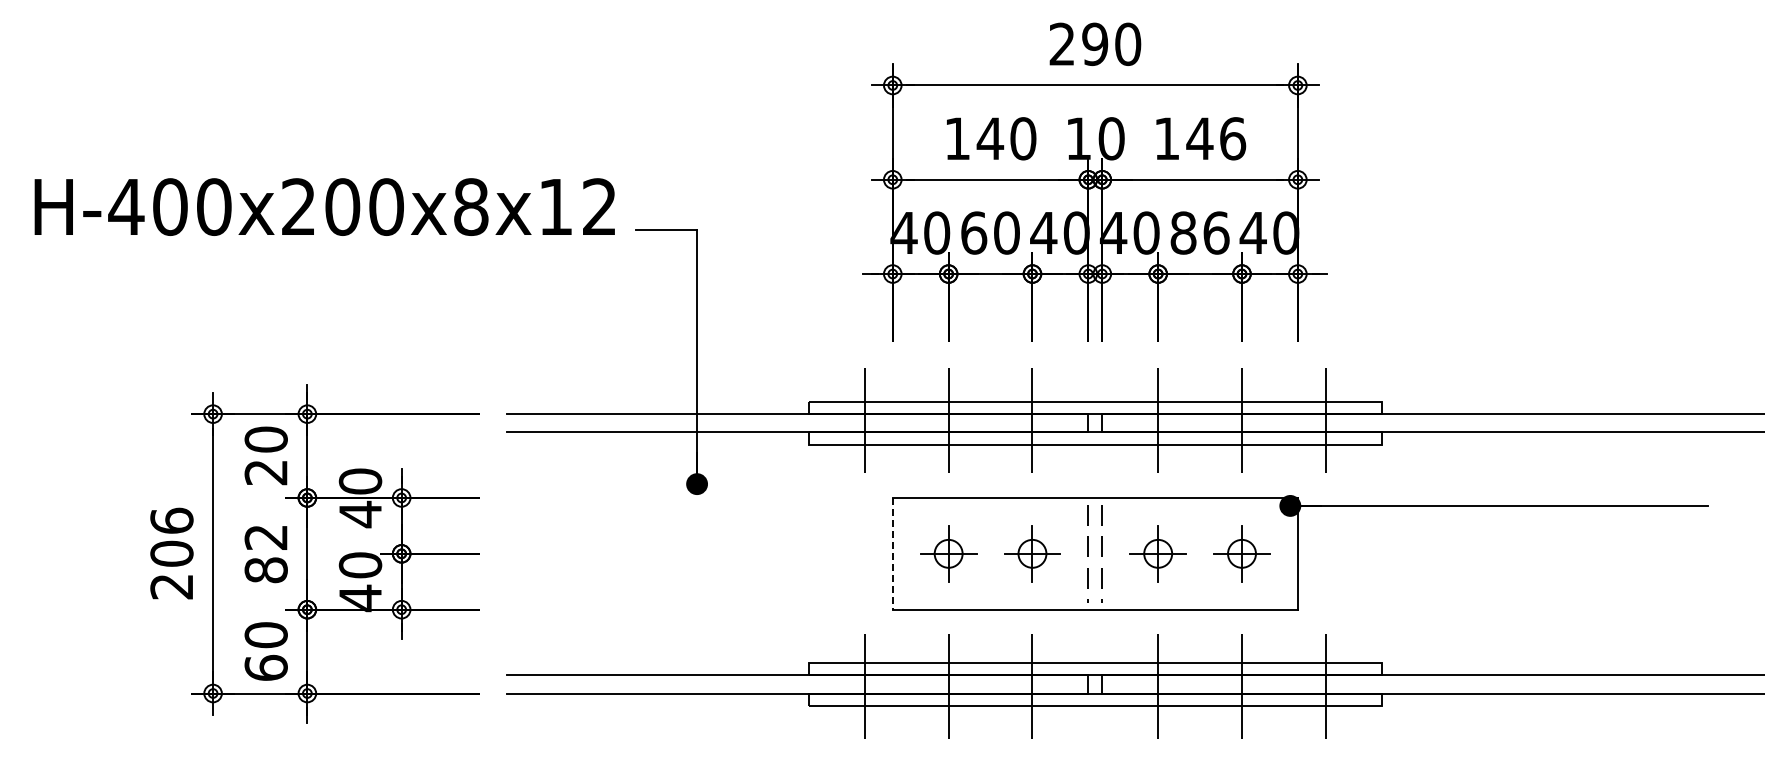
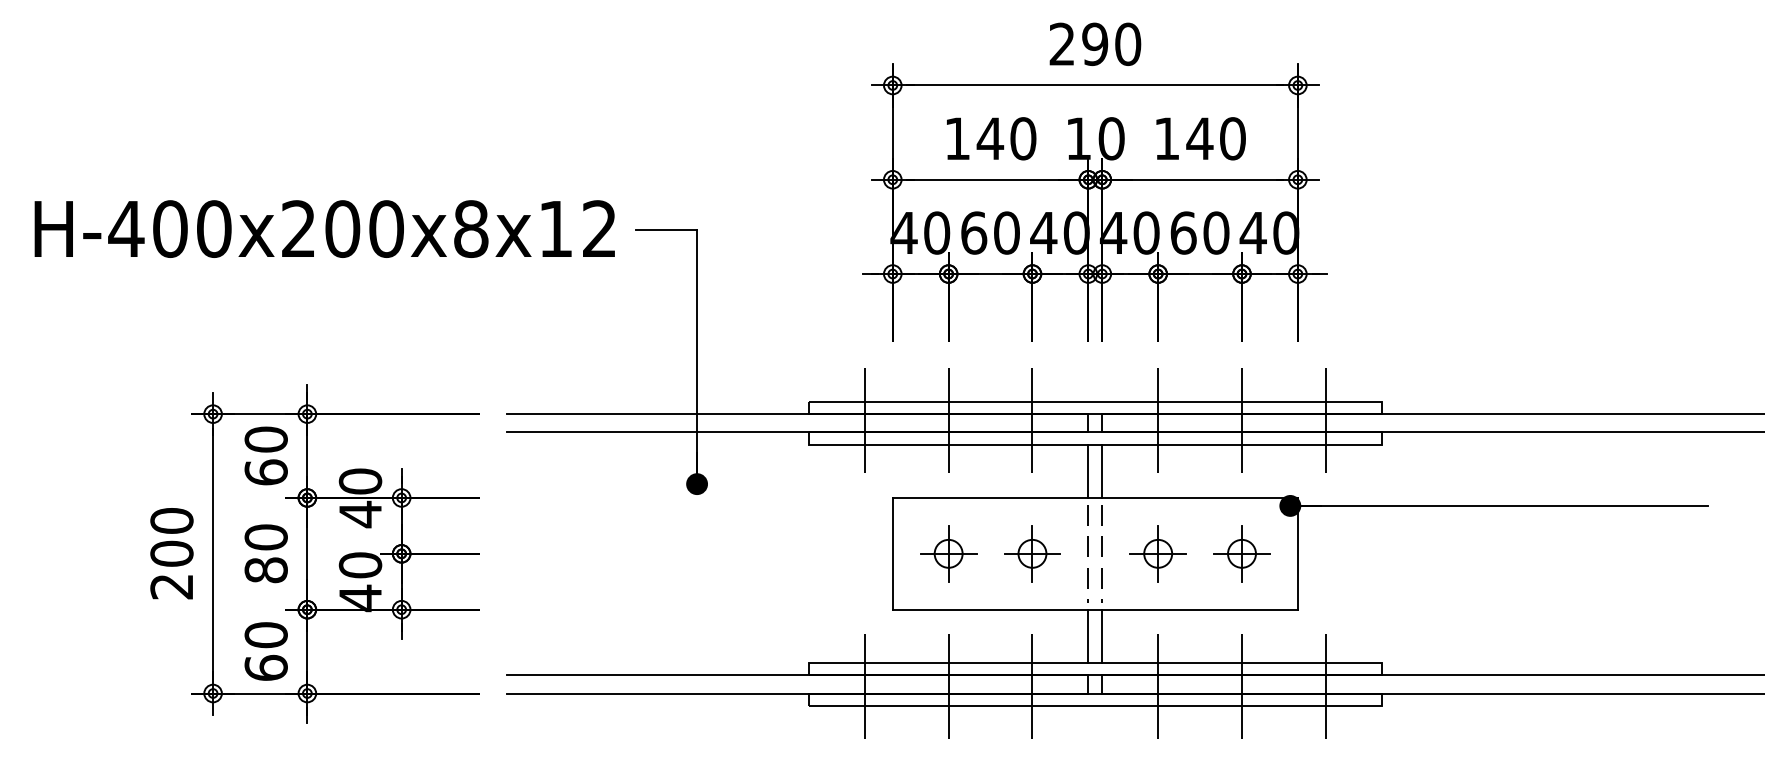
text: 146 -> 140 (1233, 138)
text position: (324, 206) -> (324, 228) (324, 228)
text: 86 -> 60 (1199, 232)
line: none -> present (1088, 470)
line: none -> present (1102, 470)
text: 20 -> 60 (265, 472)
text: 206 -> 200 (171, 520)
text: 82 -> 80 (265, 537)
line: dashed -> solid (892, 553)
line: none -> present (1088, 635)
line: none -> present (1102, 635)
